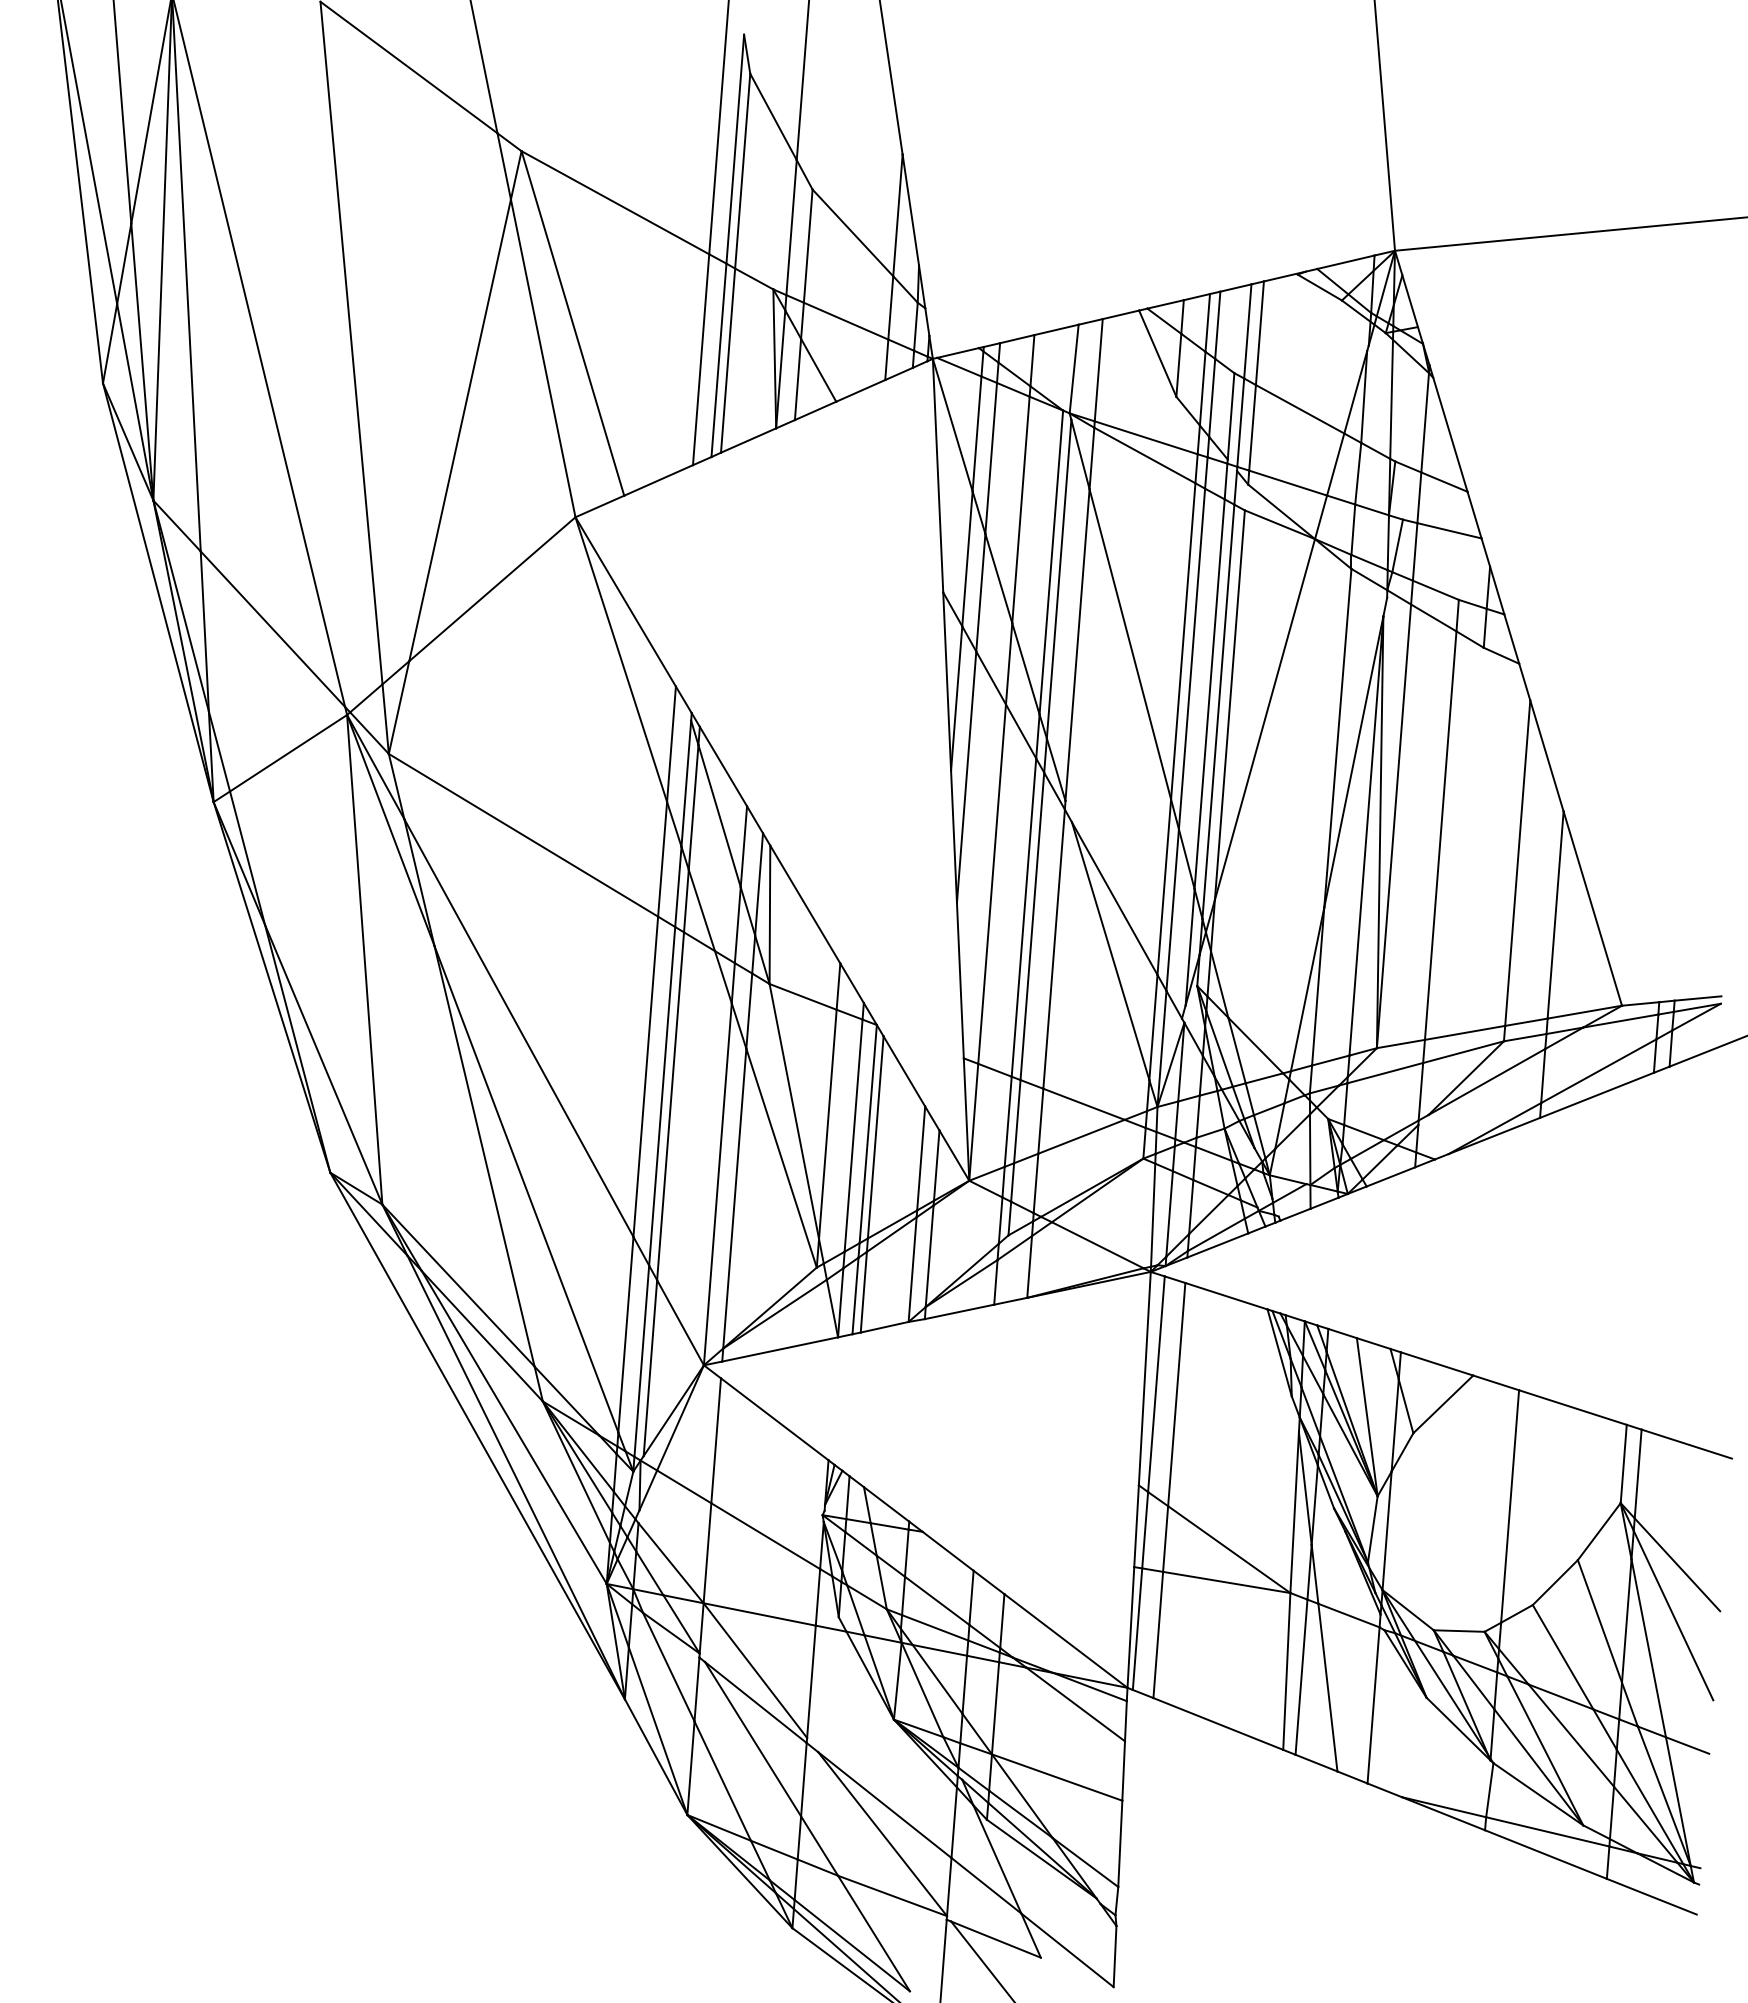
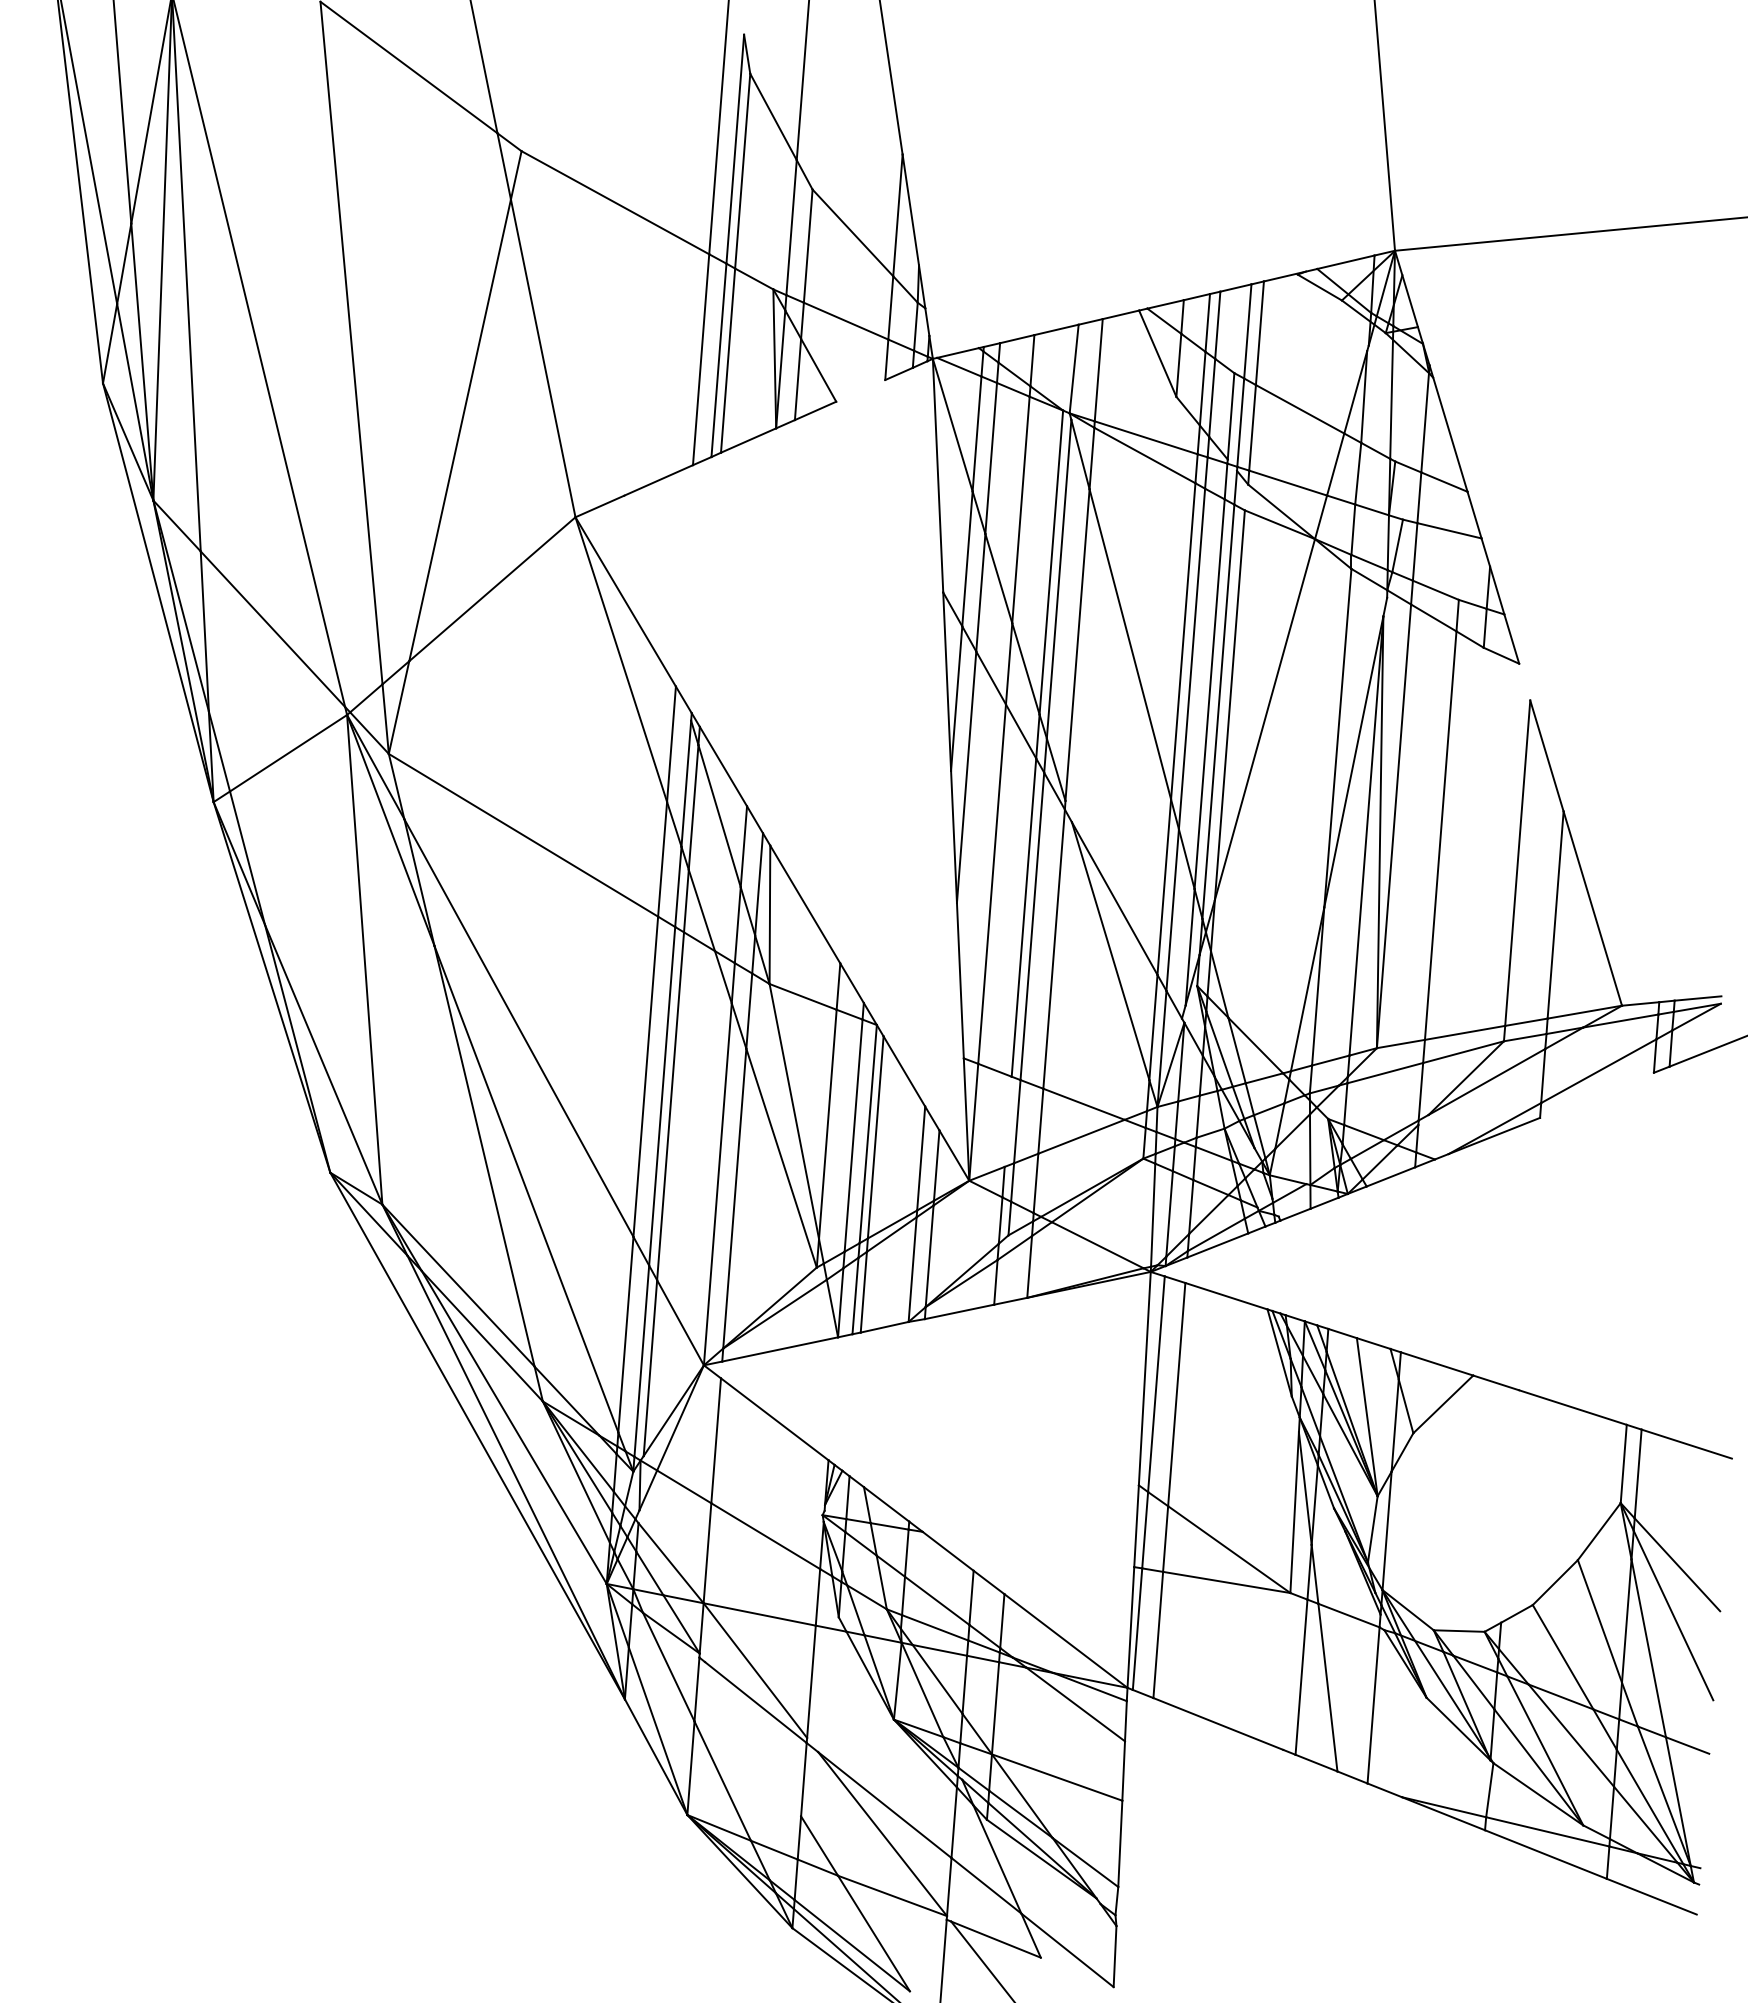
line: present -> none (572, 323)
line: present -> none (860, 390)
line: present -> none (1524, 681)
line: present -> none (1596, 1094)
line: present -> none (1007, 1121)
line: present -> none (1510, 1506)
line: present -> none (1286, 1671)
line: present -> none (753, 1739)
